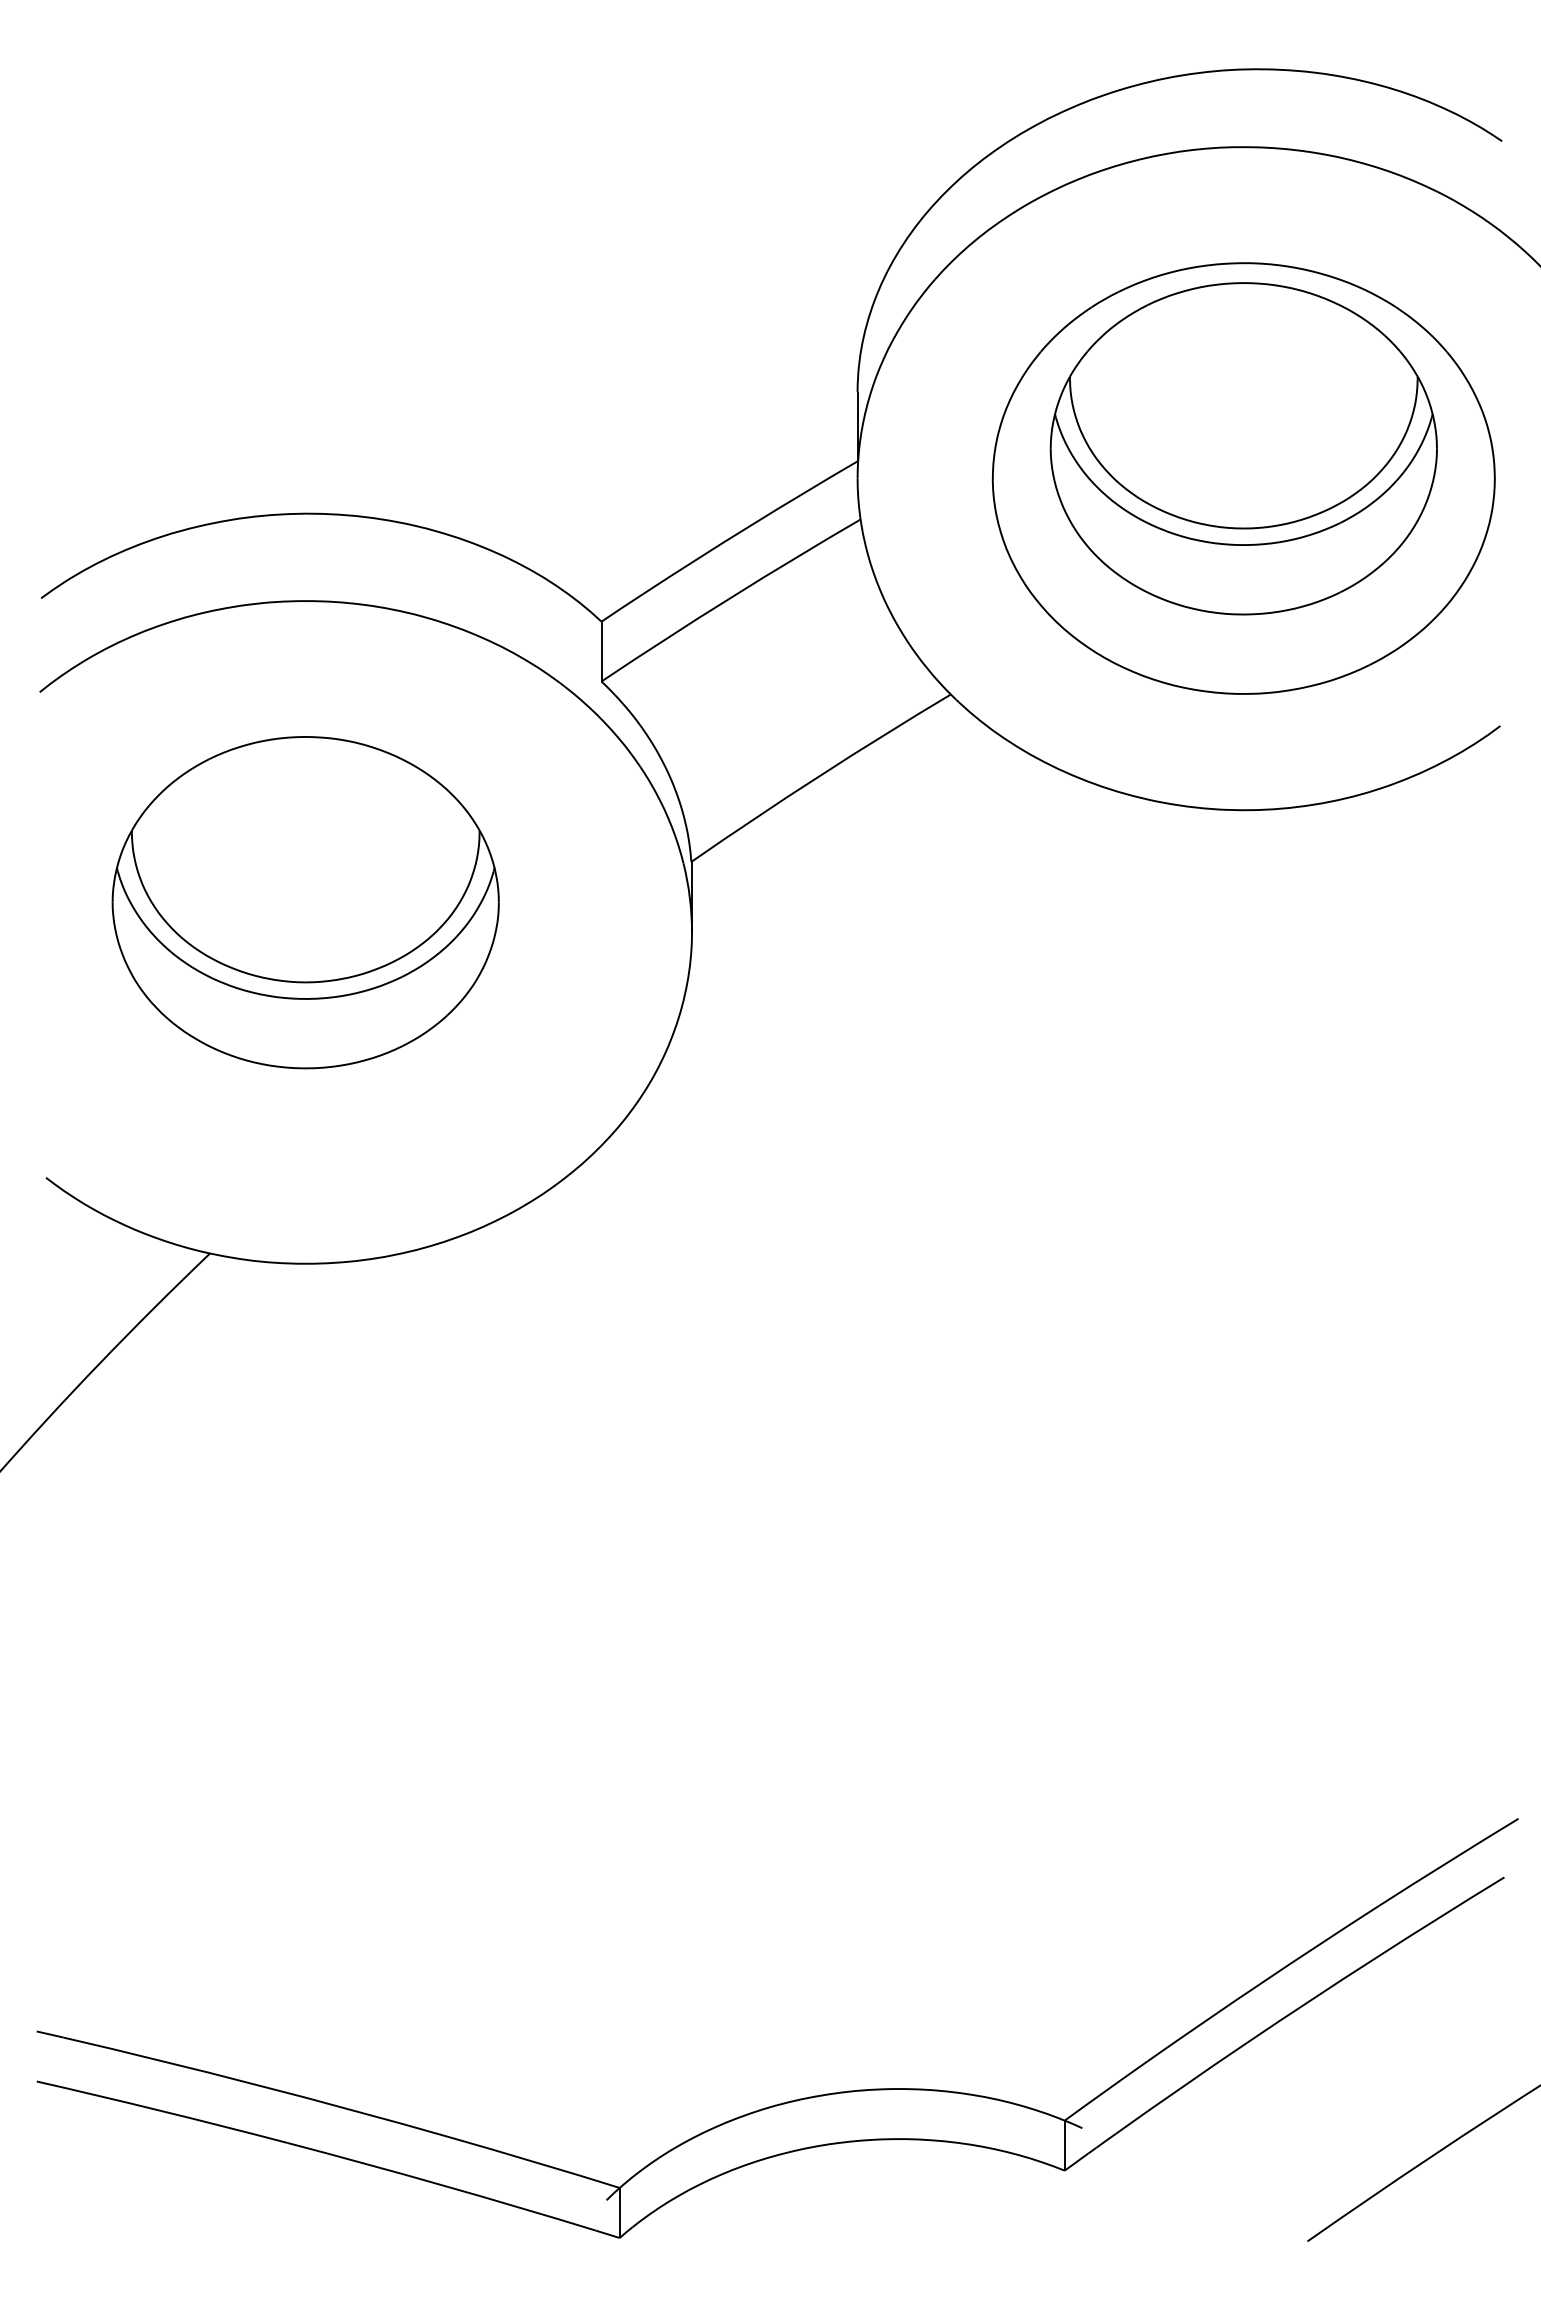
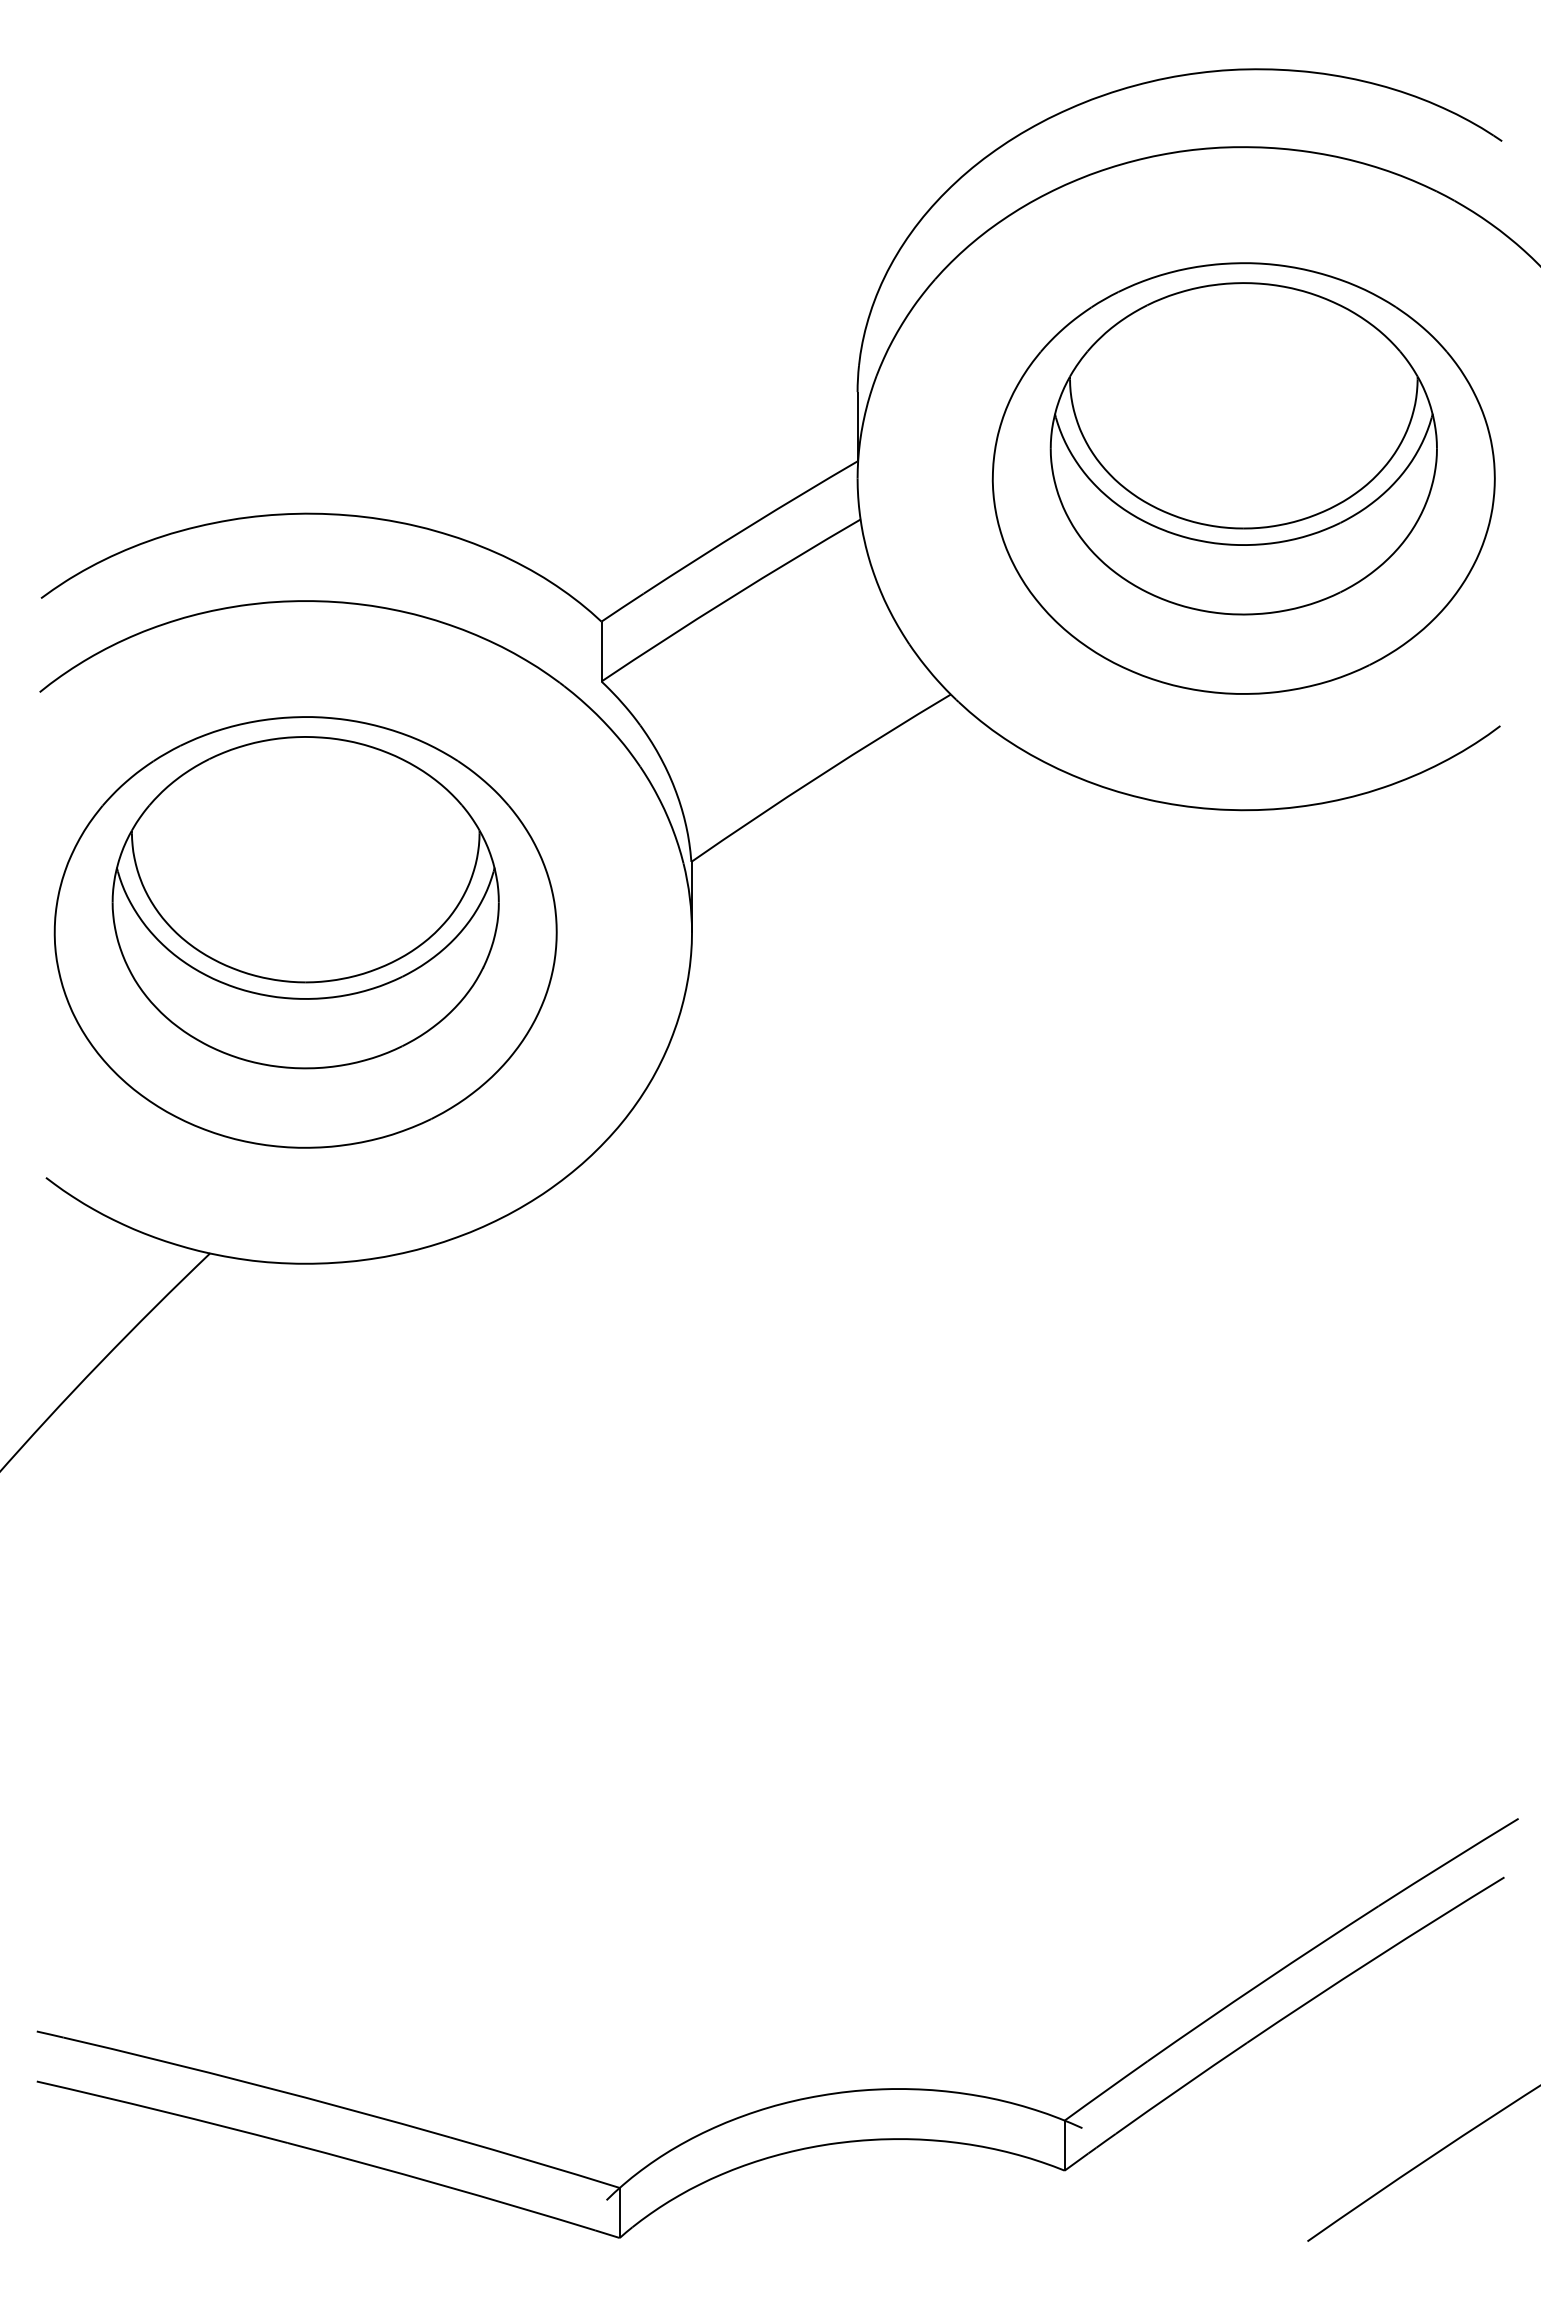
part: none -> present (305, 932)
